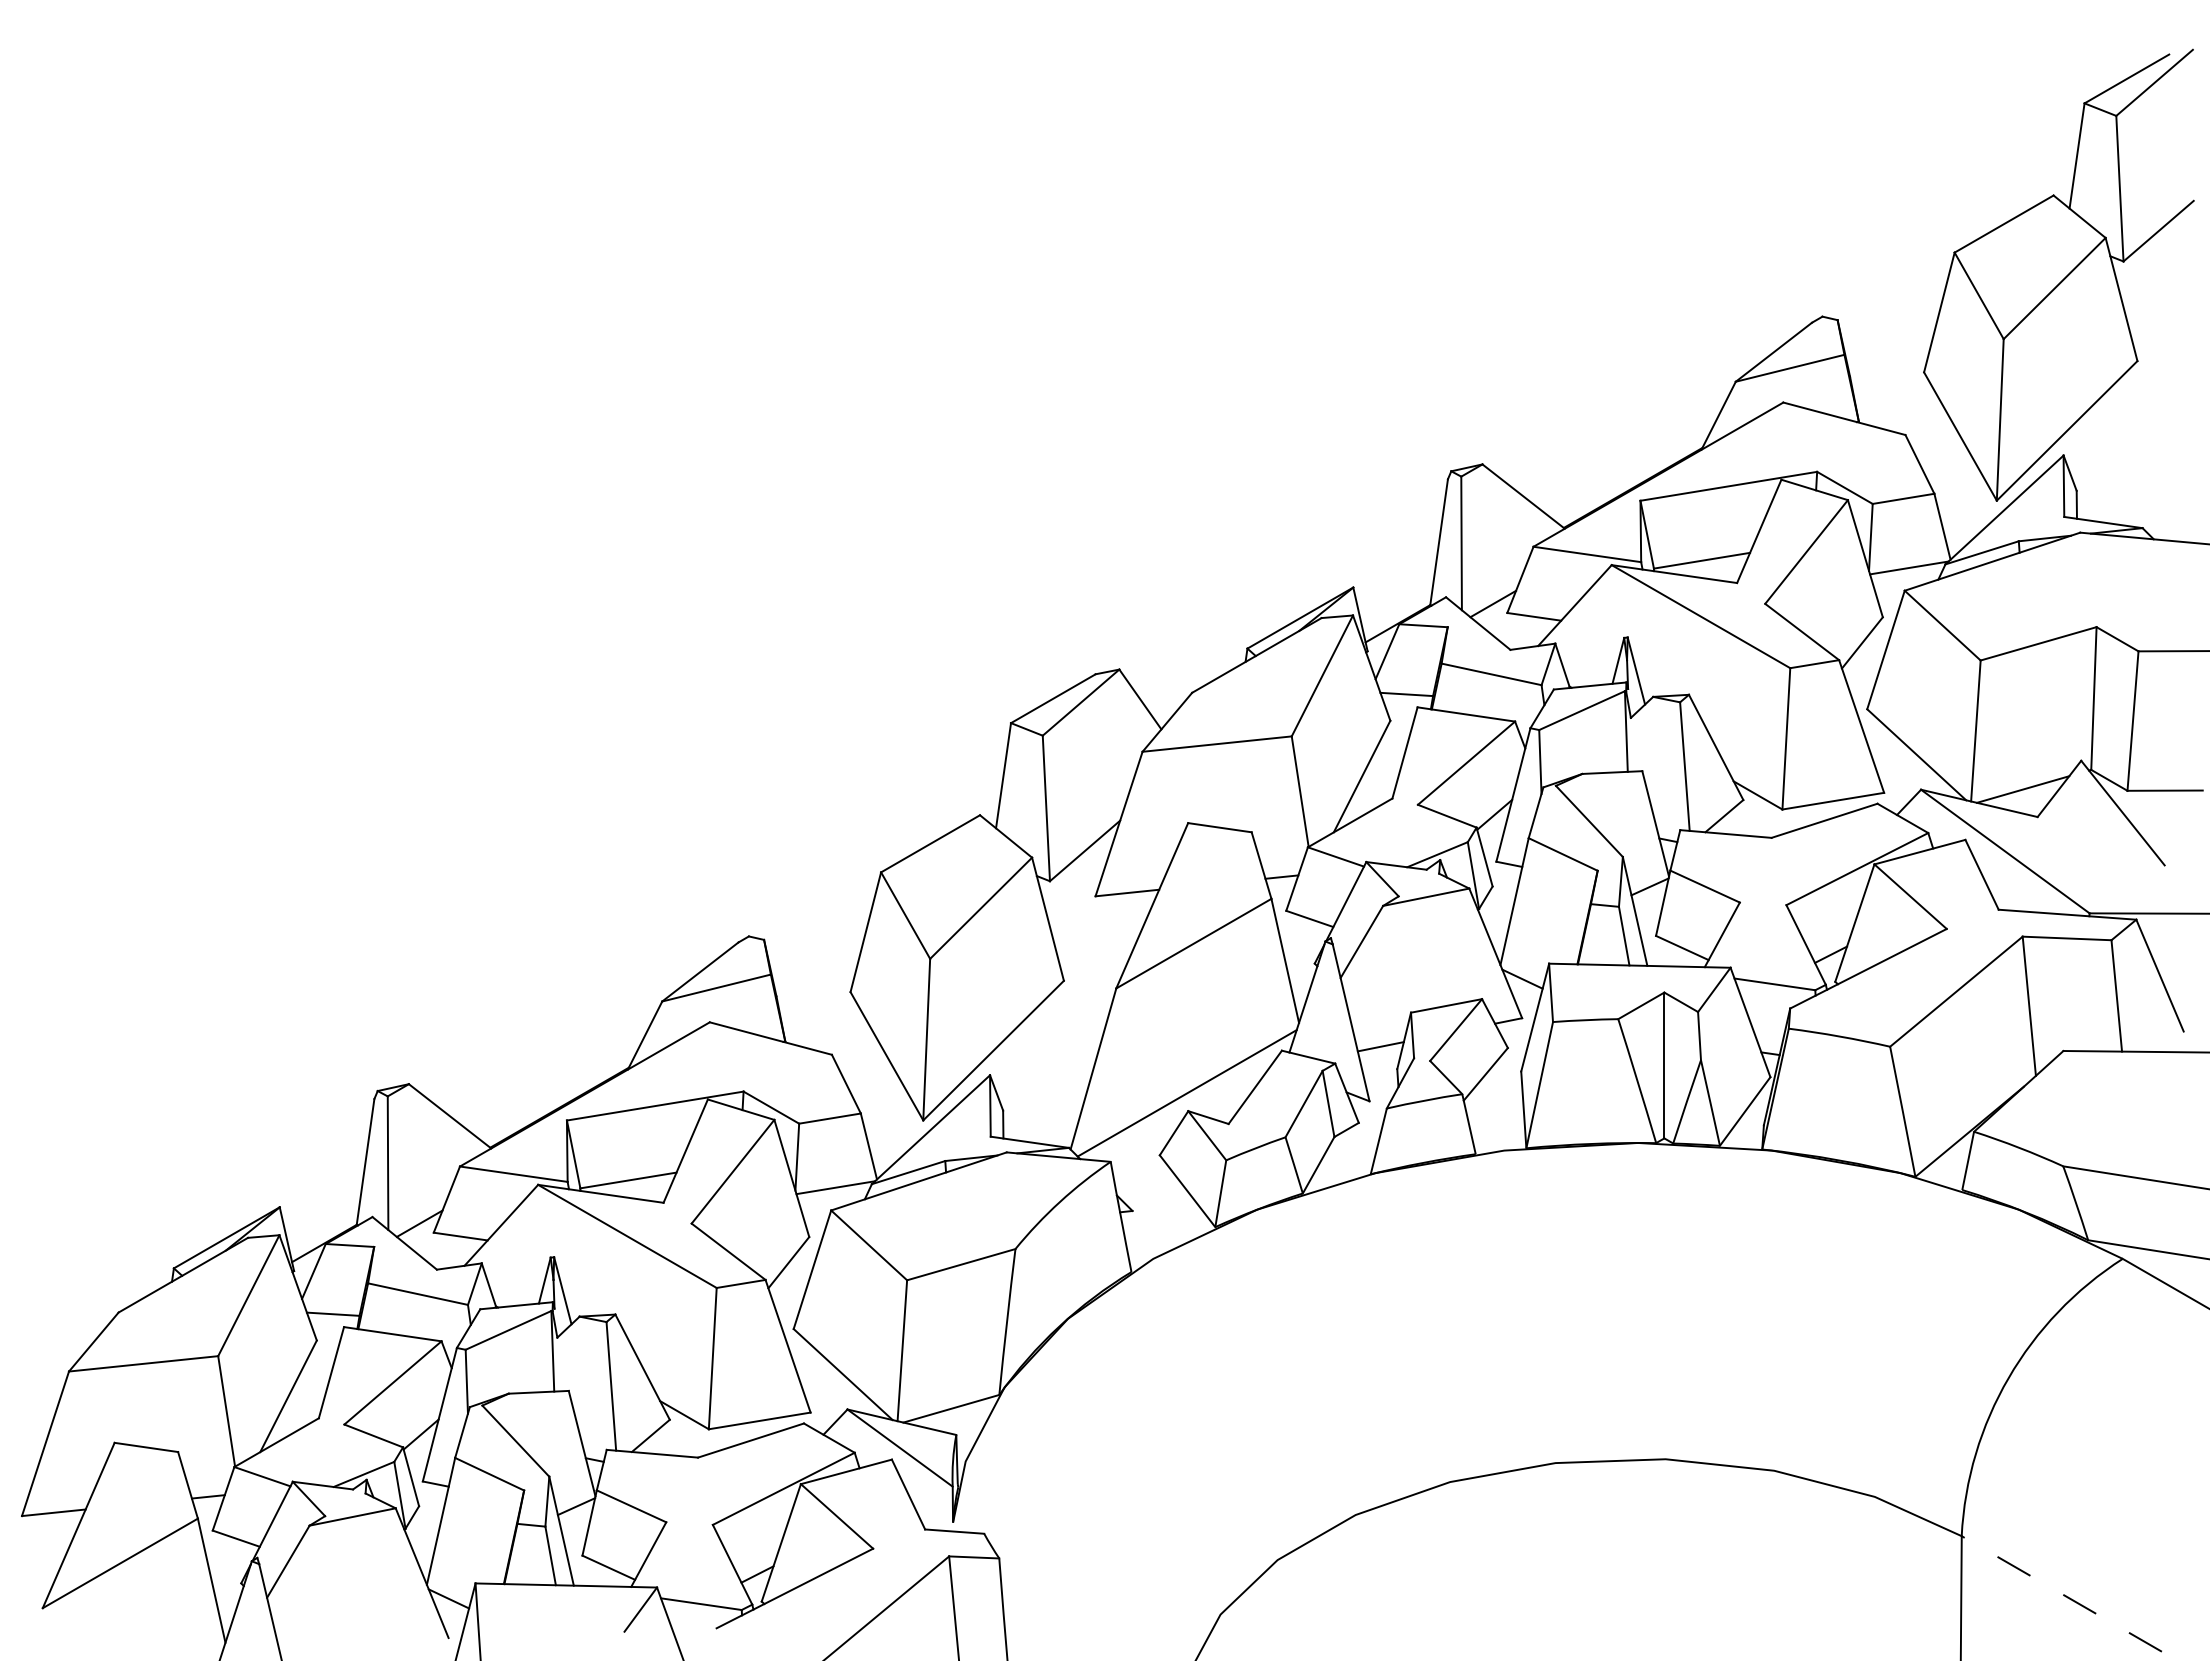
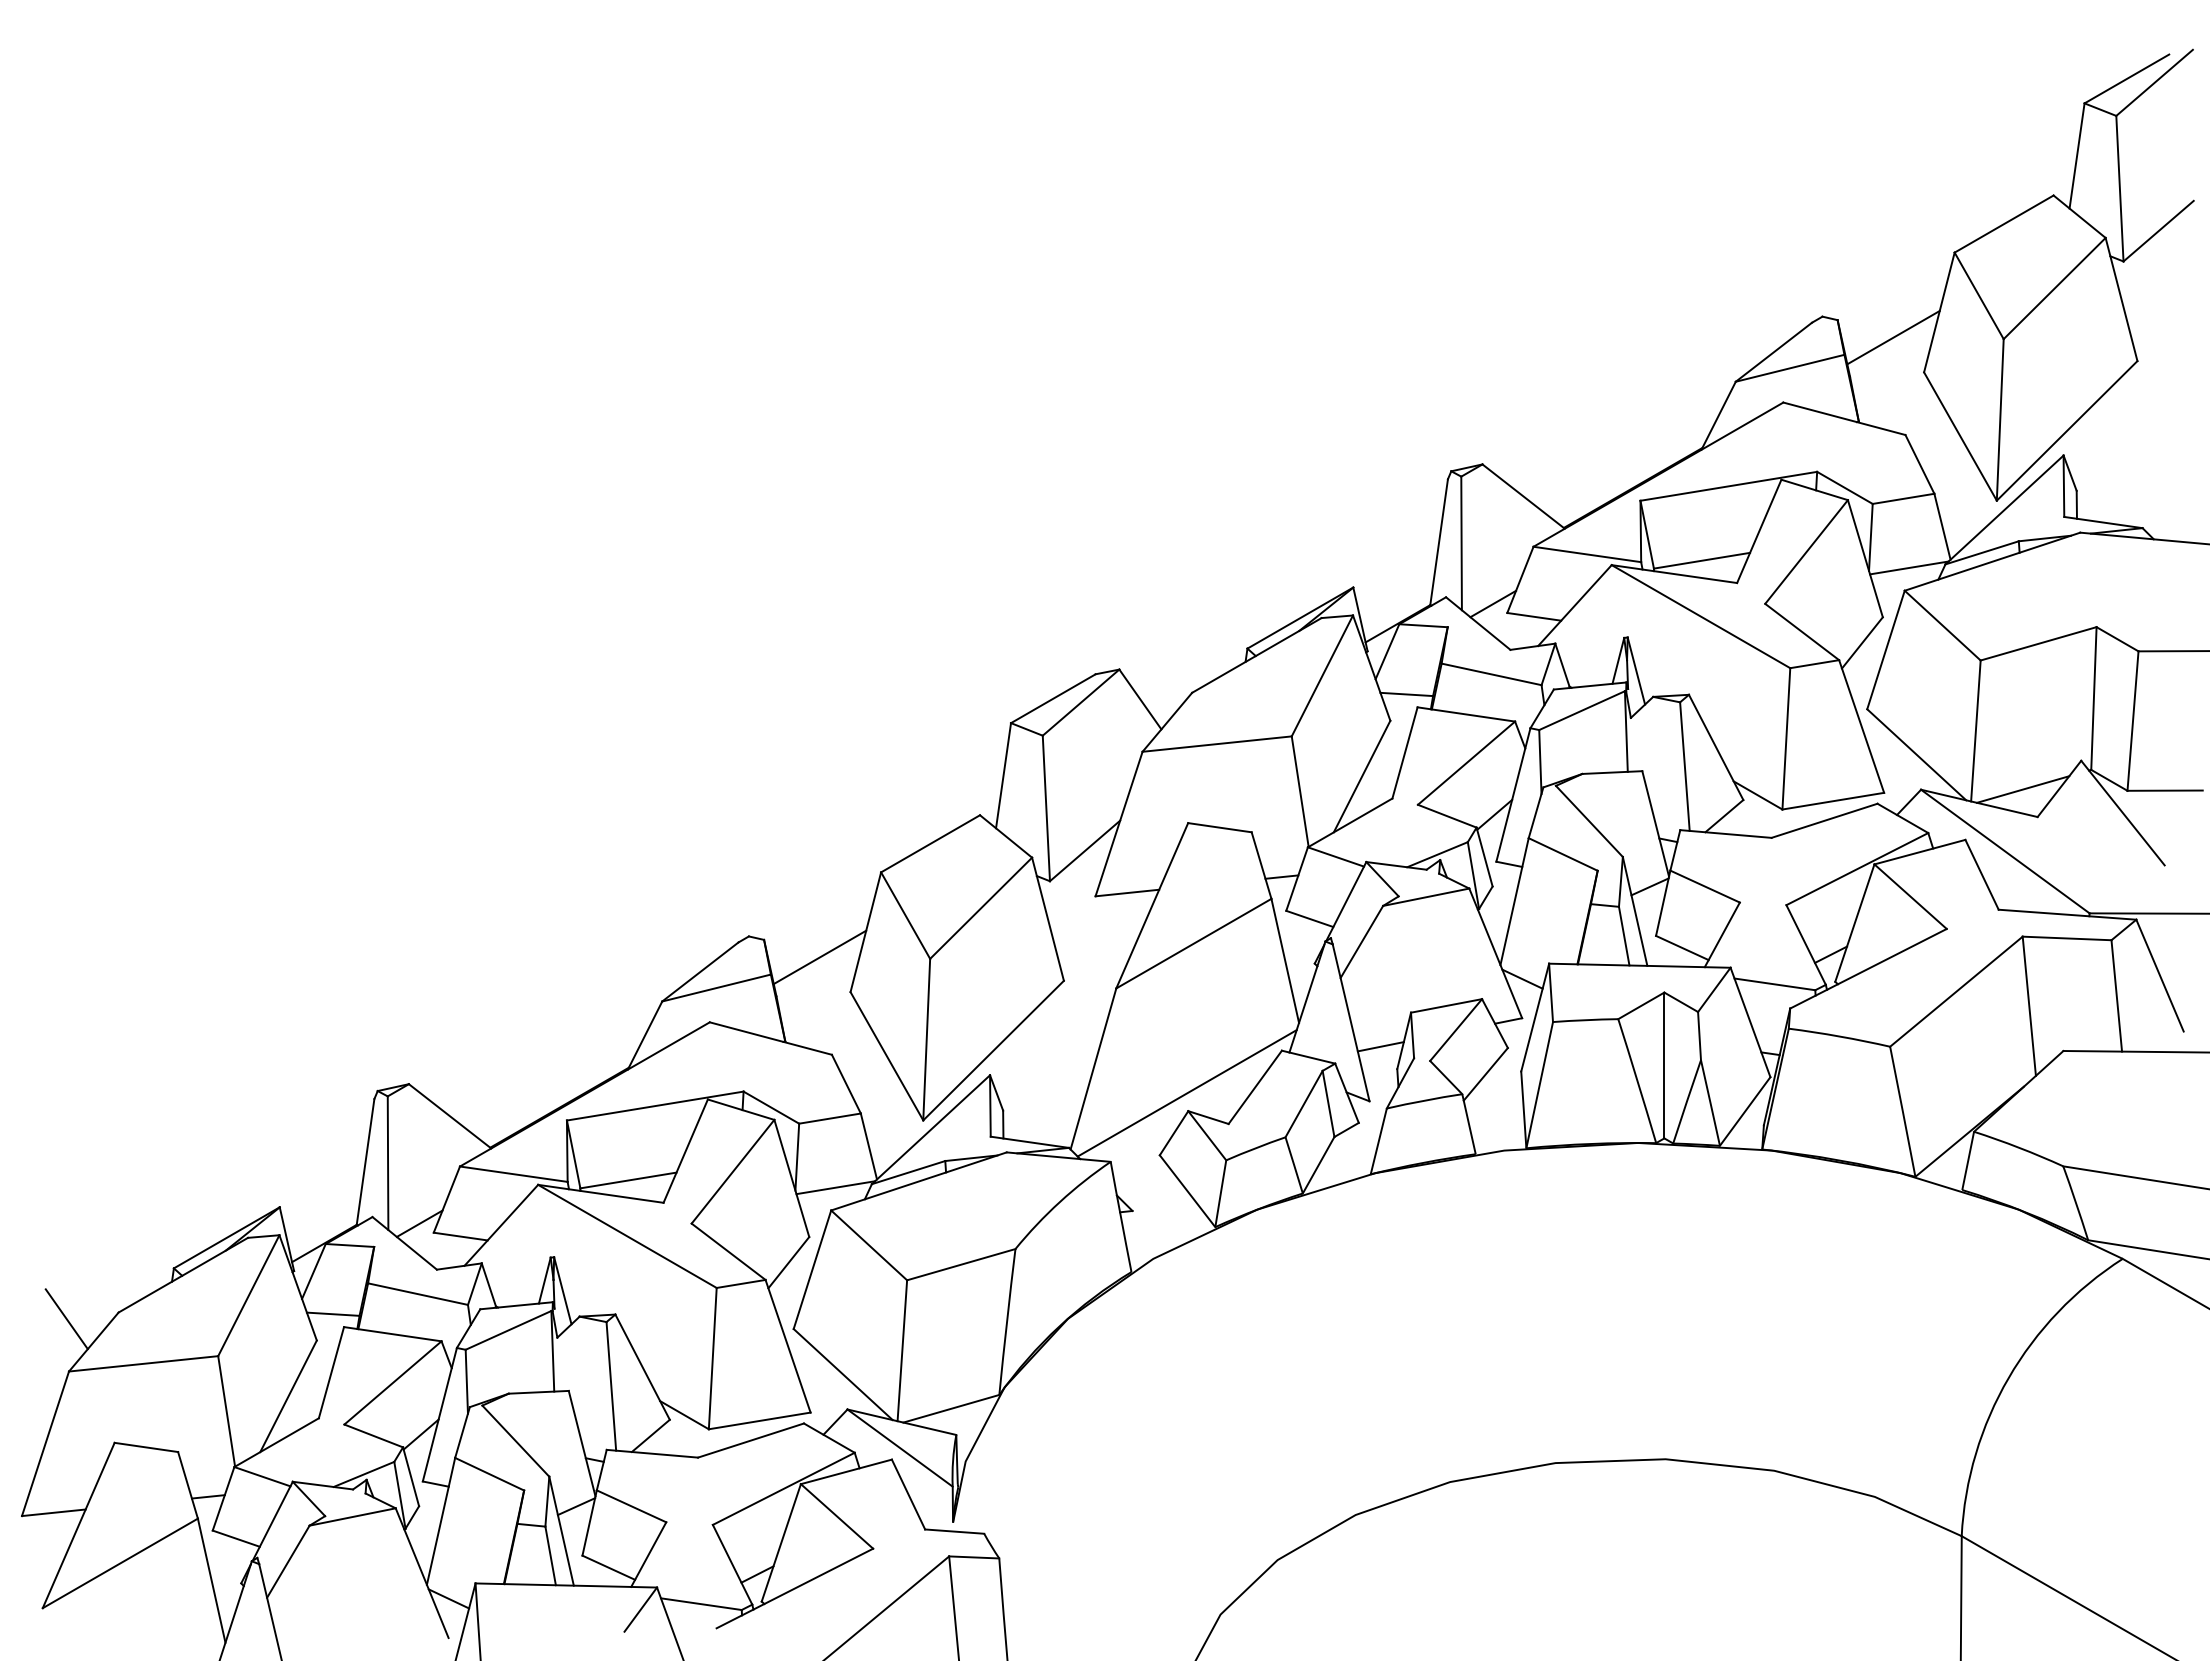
line: none -> present (1893, 337)
line: none -> present (819, 957)
line: none -> present (66, 1319)
line: dashed -> solid (2069, 1598)
